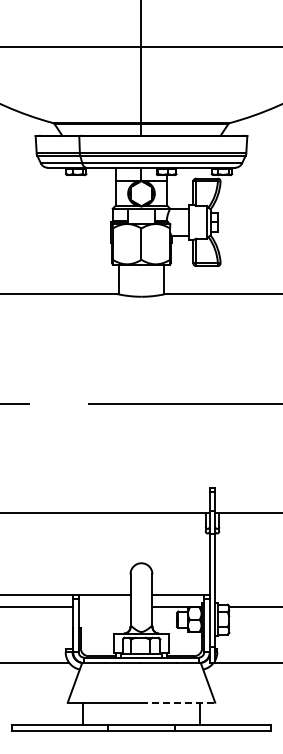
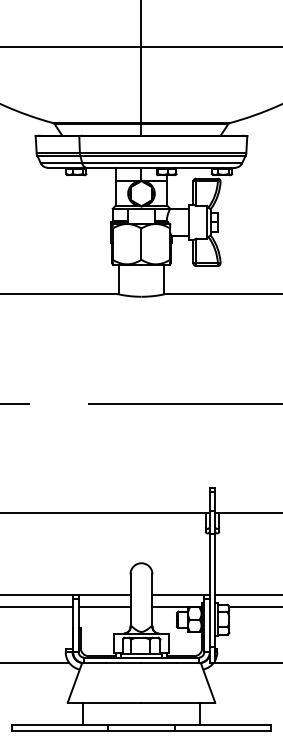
line: none -> present (247, 594)
line: none -> present (104, 607)
line: dashed -> solid (178, 702)
